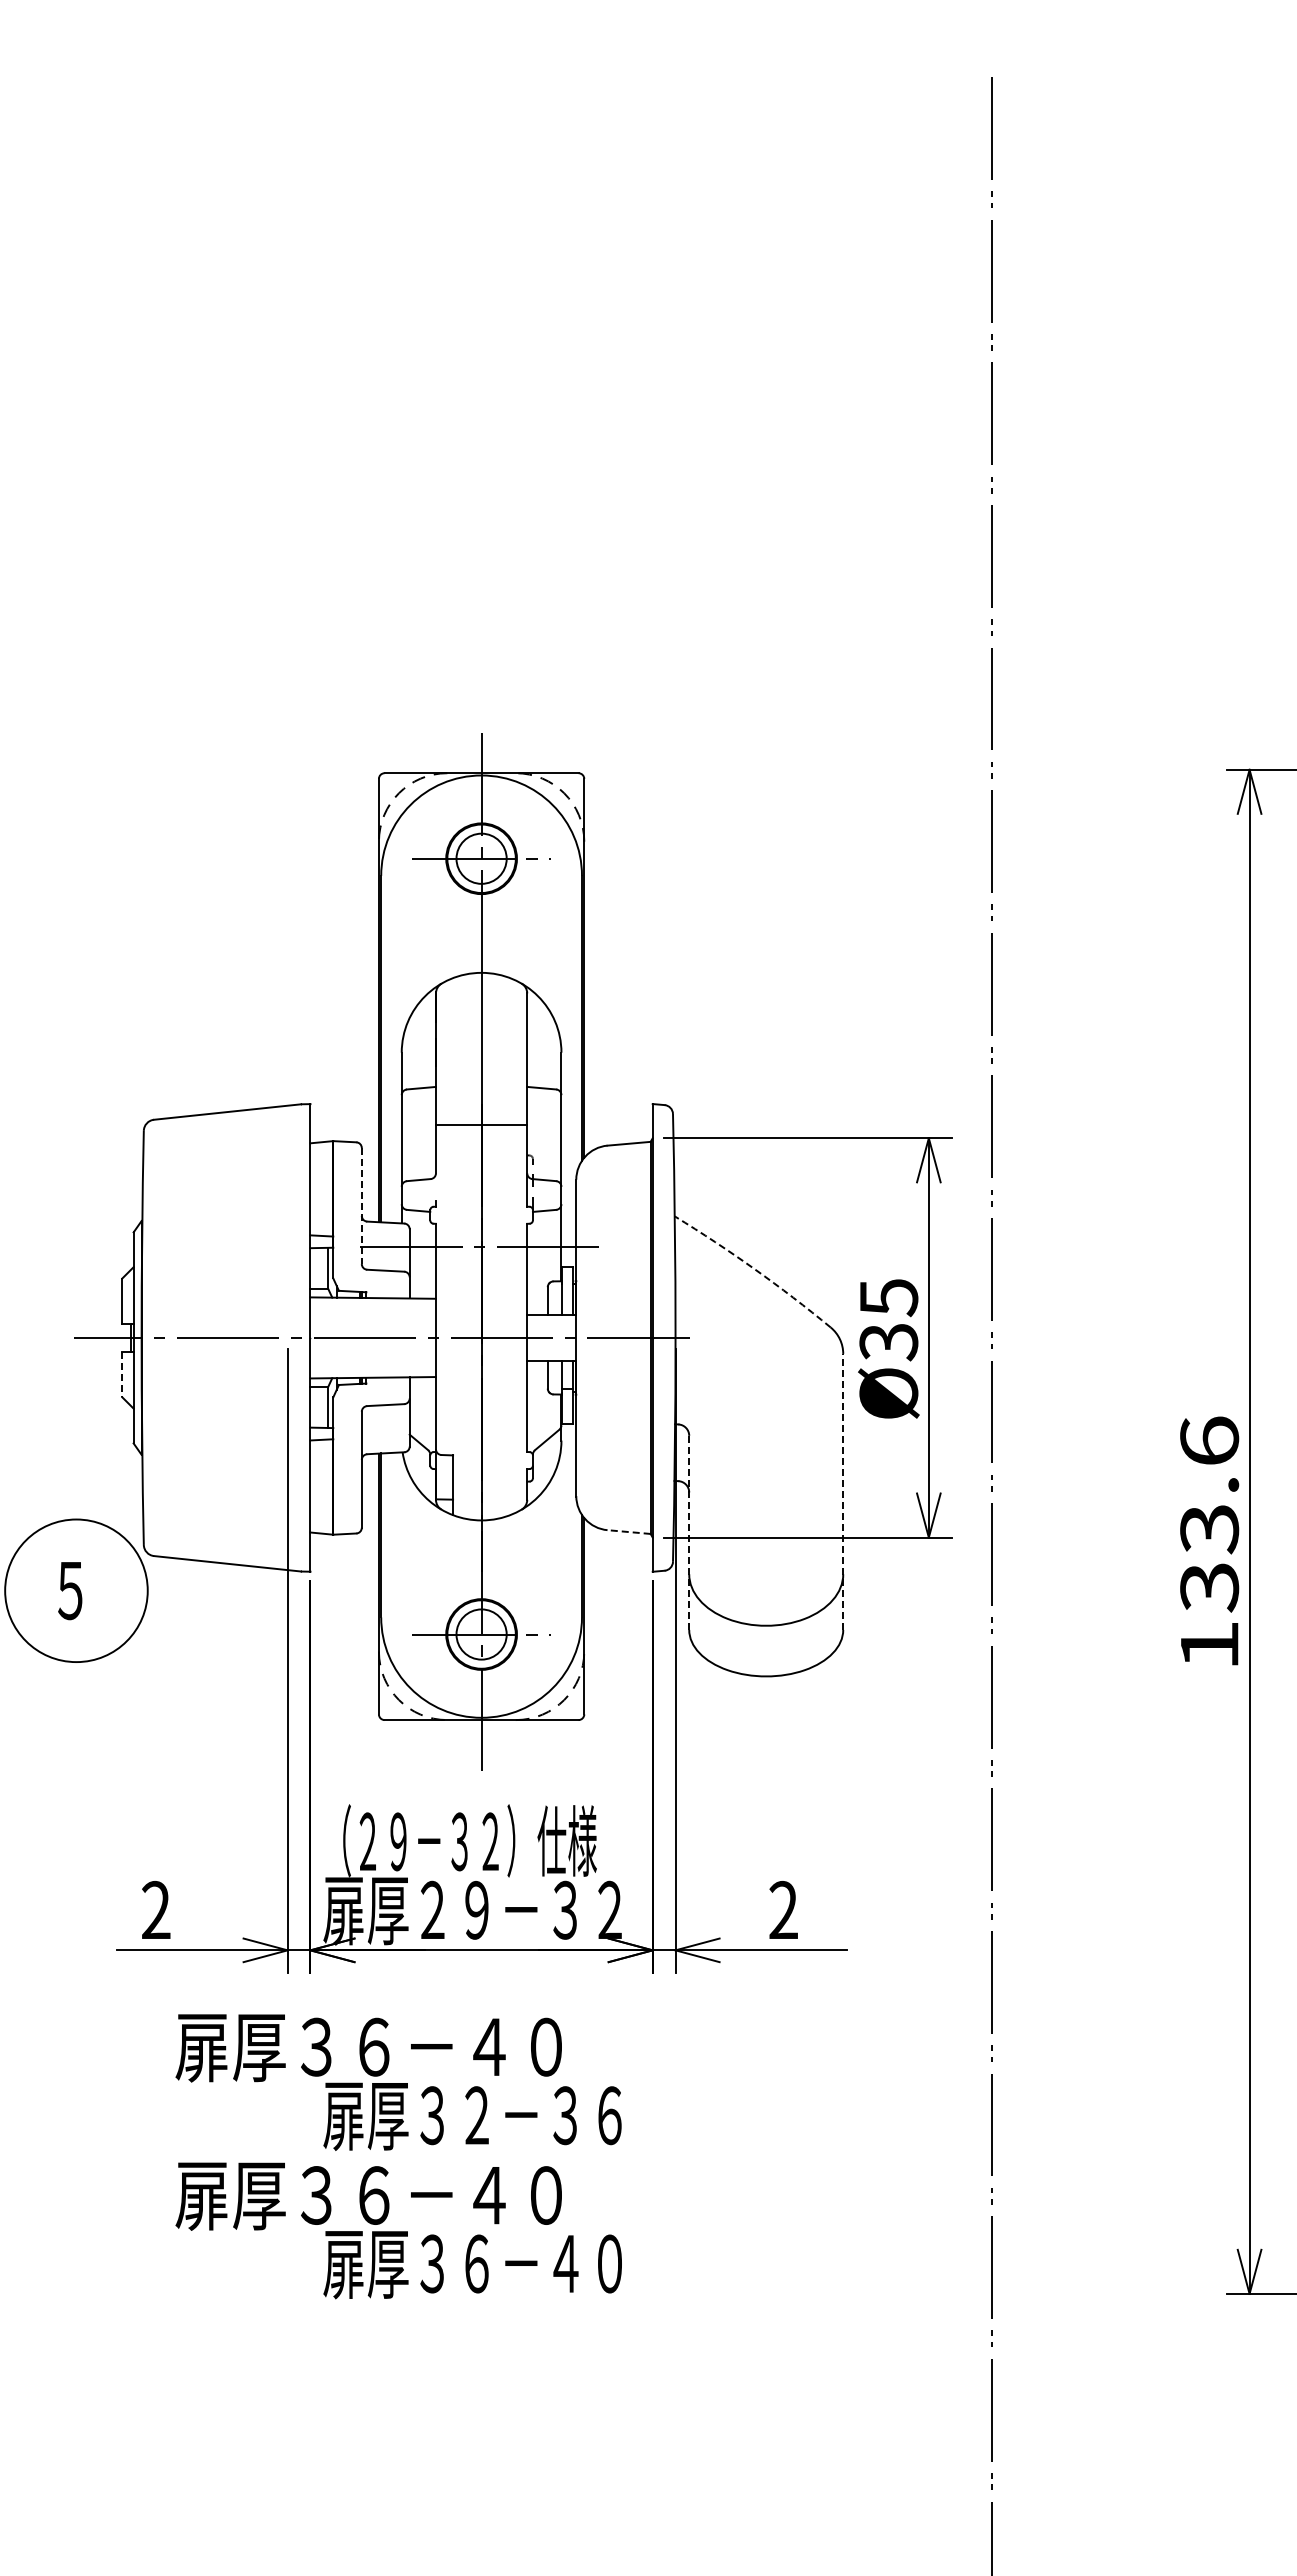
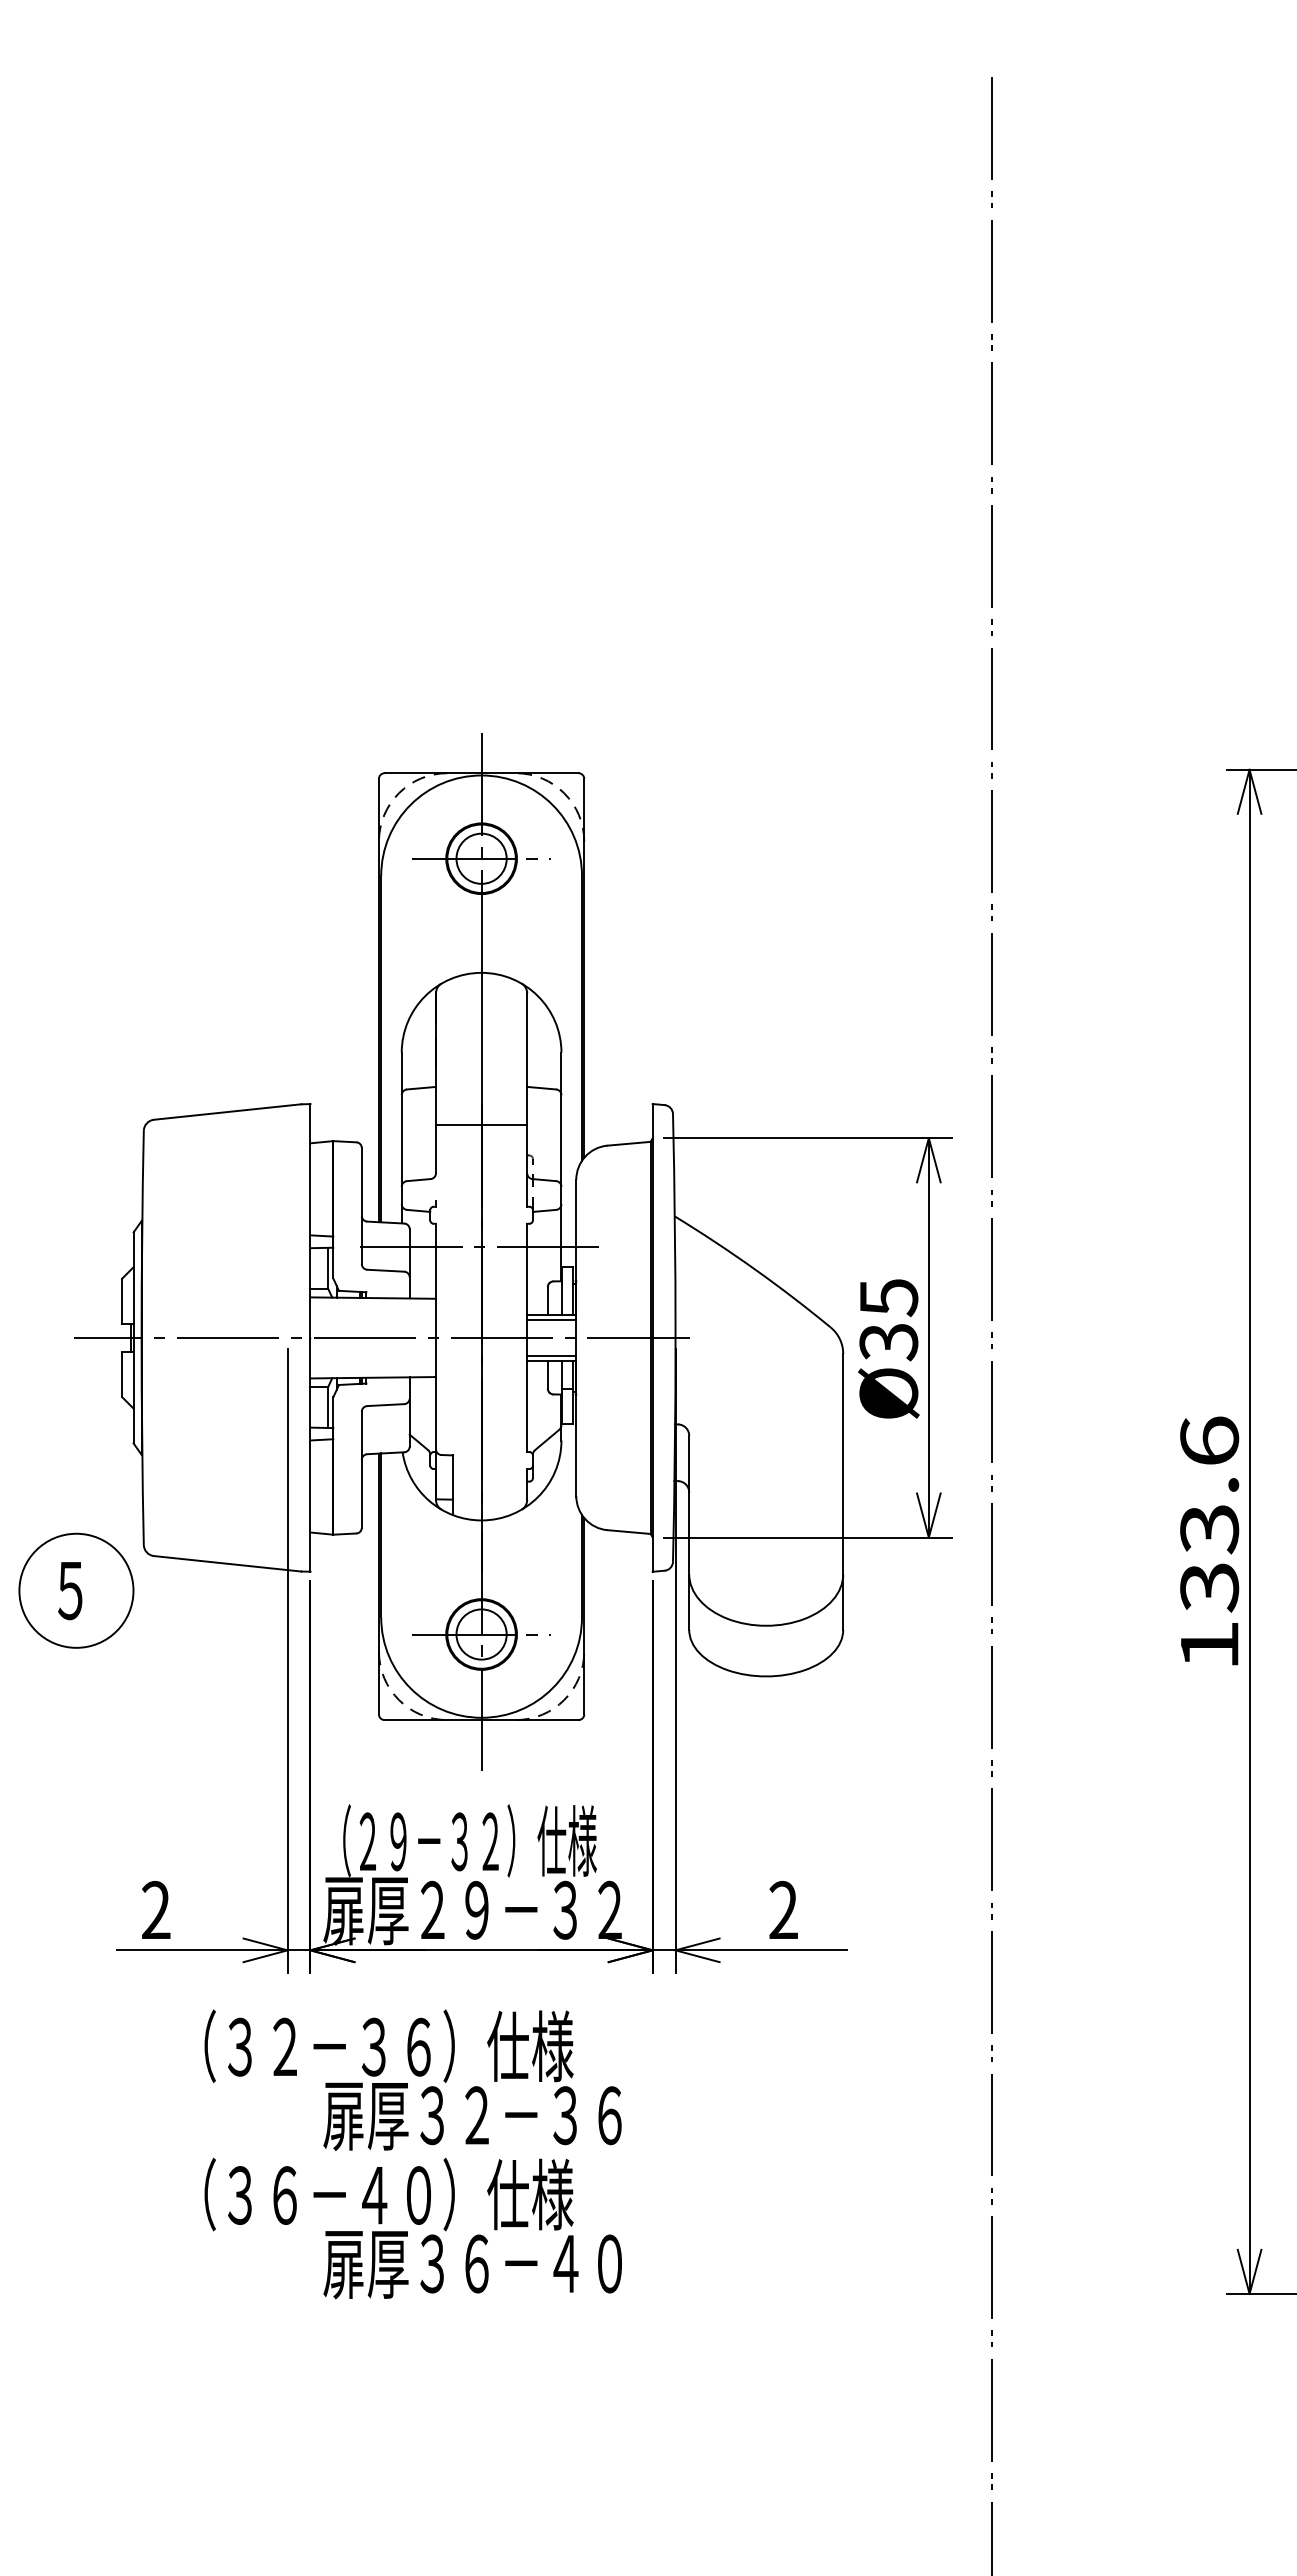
line: dashed -> solid (361, 1206)
arc: dashed -> solid (754, 1269)
line: none -> present (551, 1319)
line: none -> present (551, 1356)
line: dashed -> solid (122, 1374)
line: dashed -> solid (843, 1491)
line: dashed -> solid (629, 1532)
line: dashed -> solid (689, 1532)
circle diameter: 143 px -> 114 px (76, 1590)
text: 扉厚３６－４０ -> （３２－３６）仕様 (374, 2045)
text: 扉厚３６－４０ -> （３６－４０）仕様 (374, 2194)
